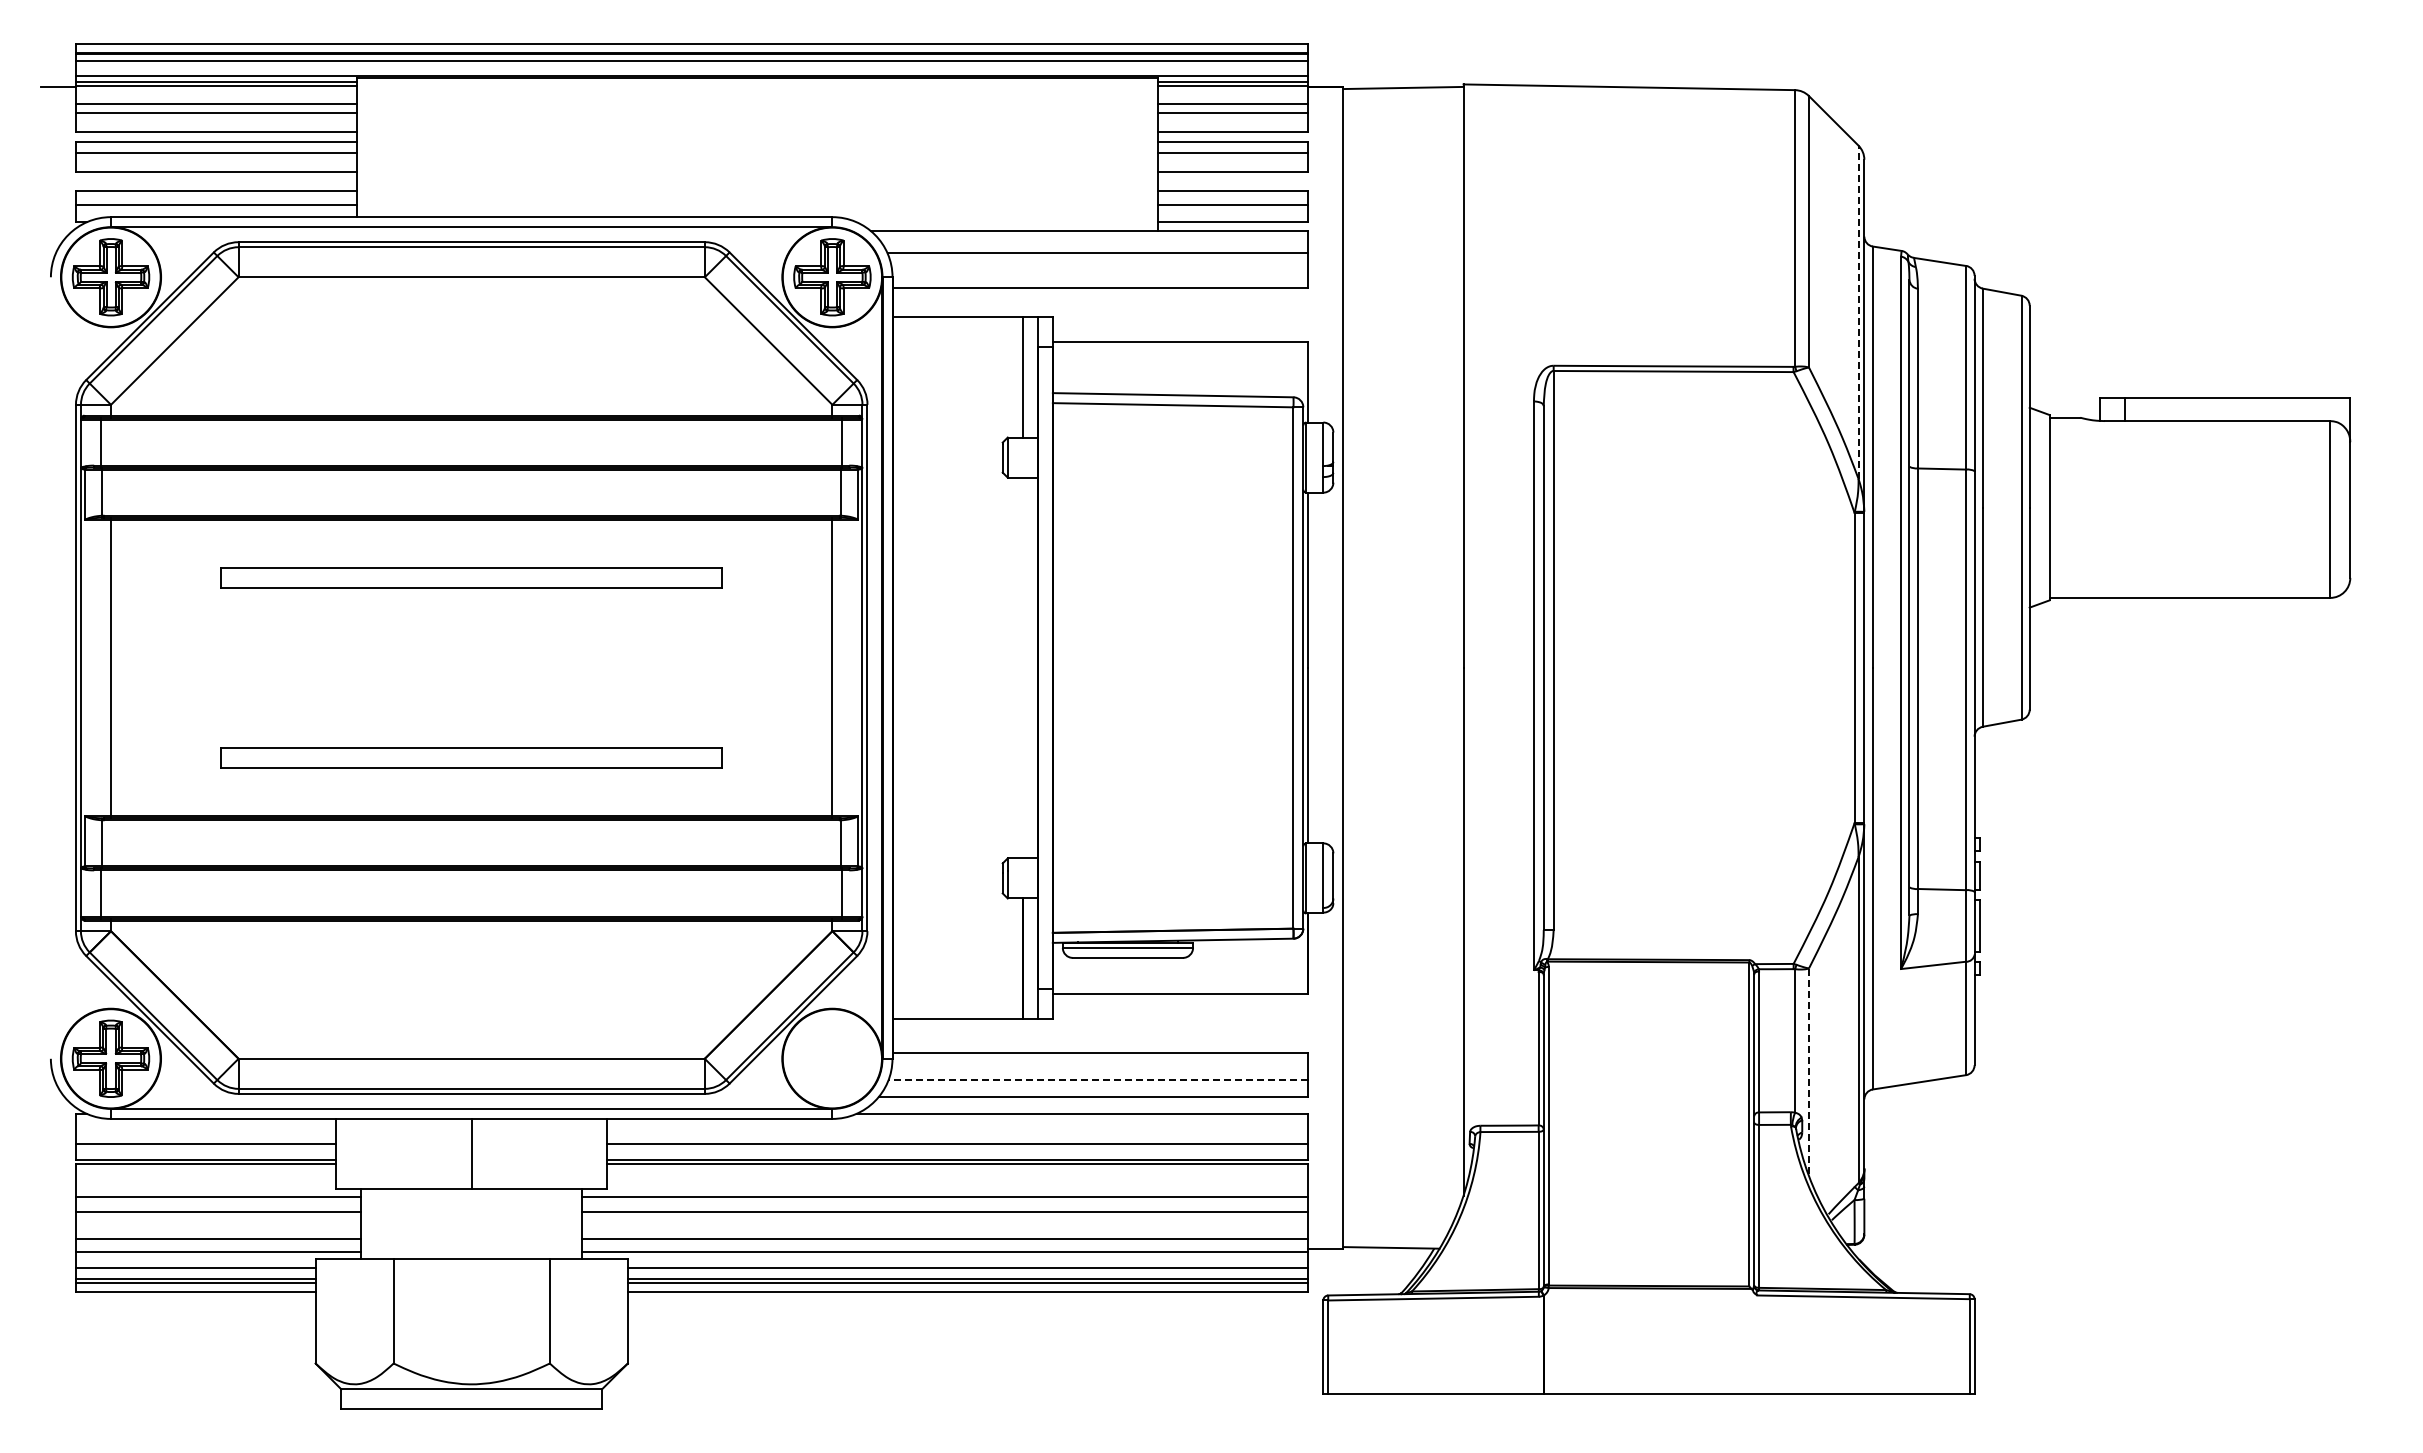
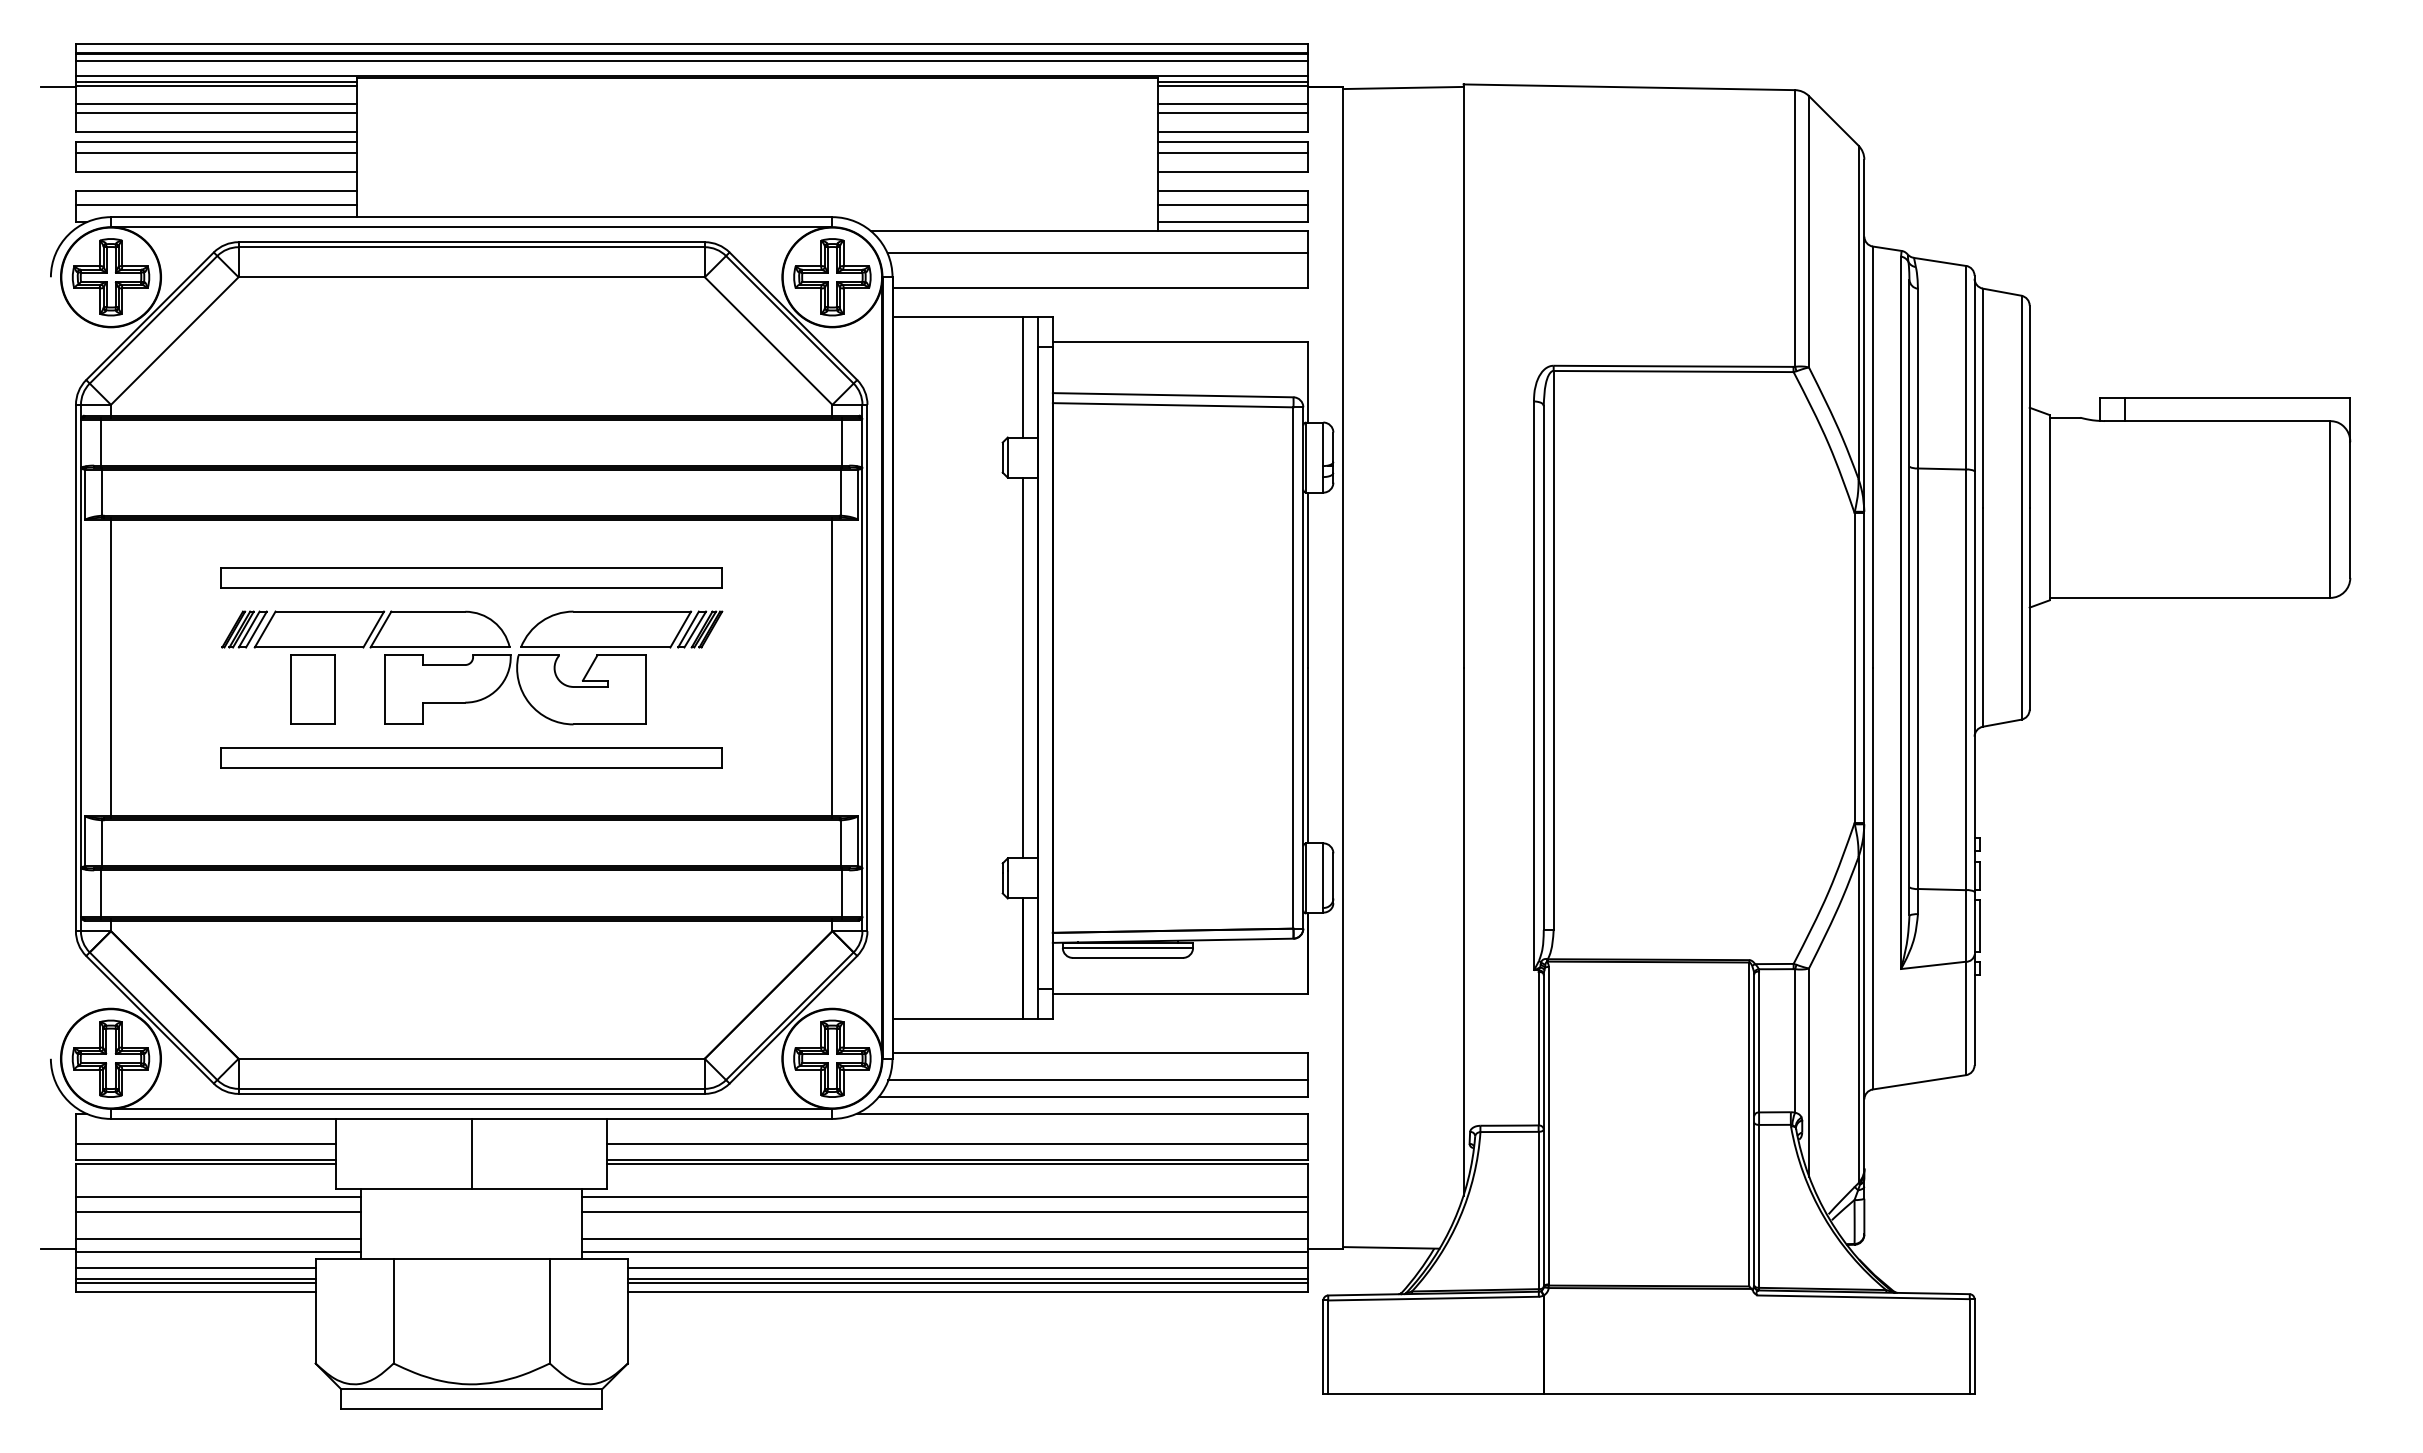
line: dashed -> solid (1858, 312)
part: none -> present (472, 667)
line: none -> present (1022, 667)
part: none -> present (832, 1058)
line: dashed -> solid (1808, 1073)
line: dashed -> solid (1098, 1080)
line: none -> present (57, 1249)
